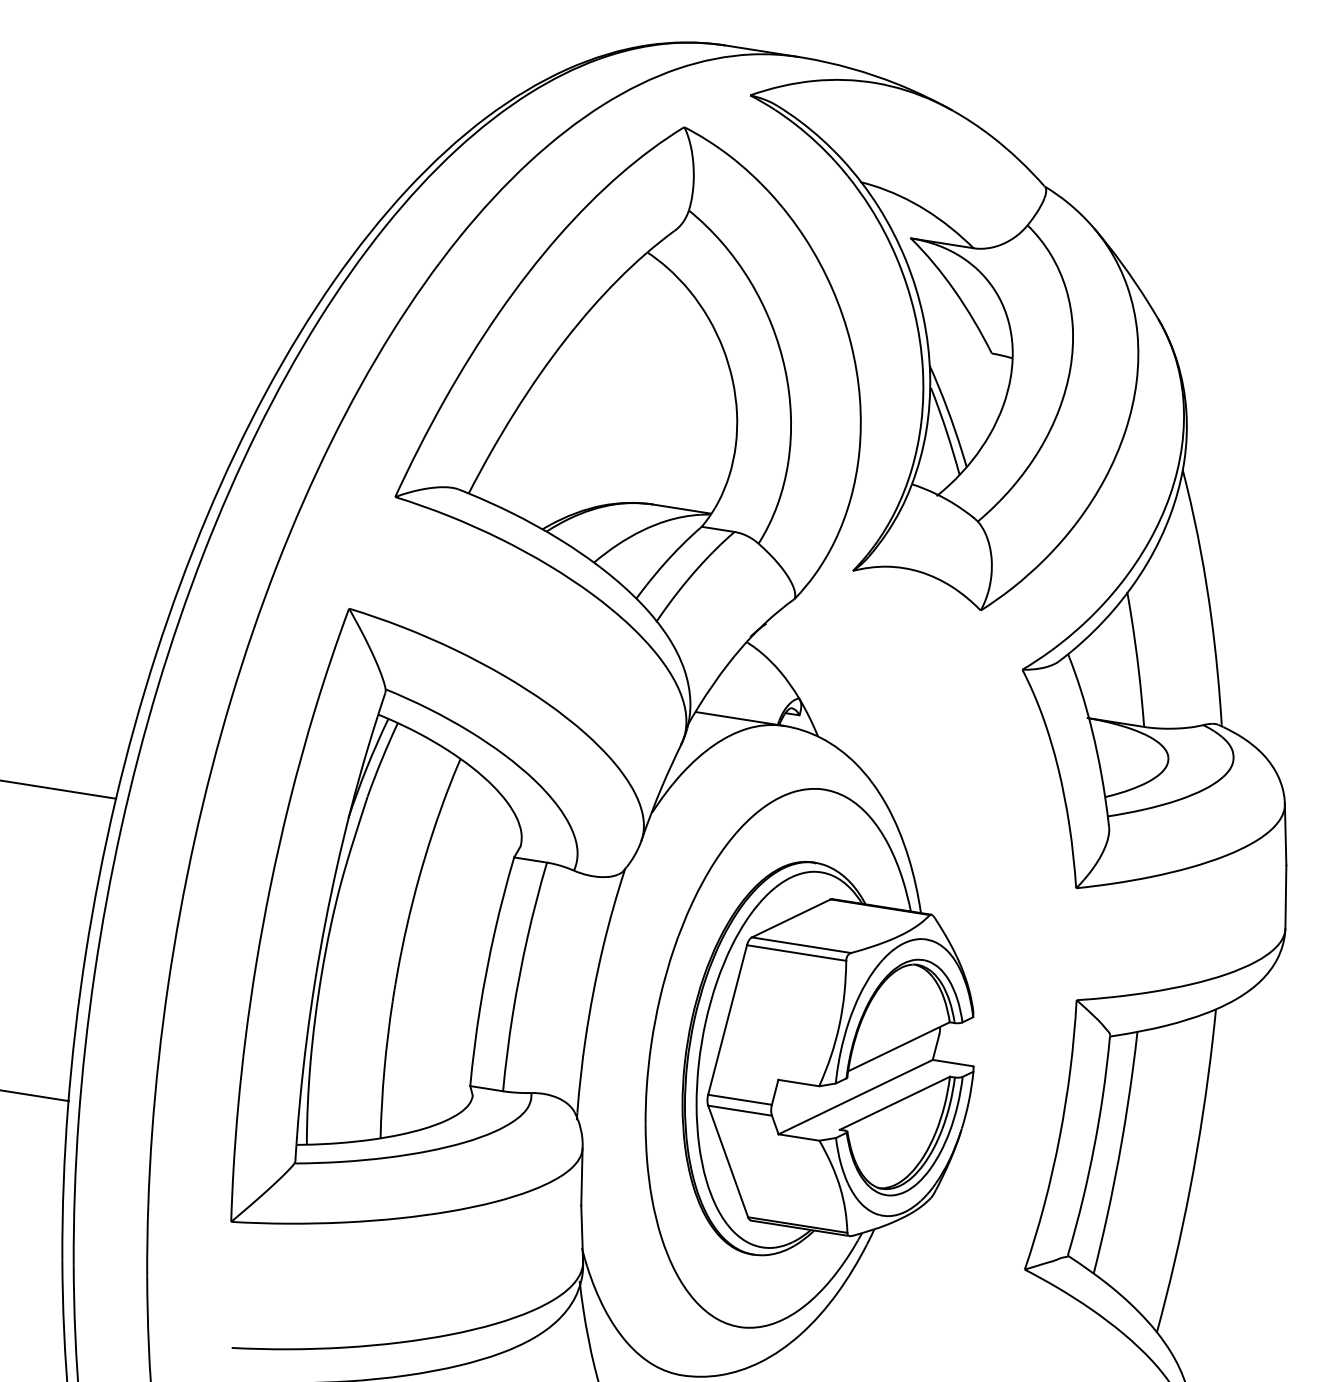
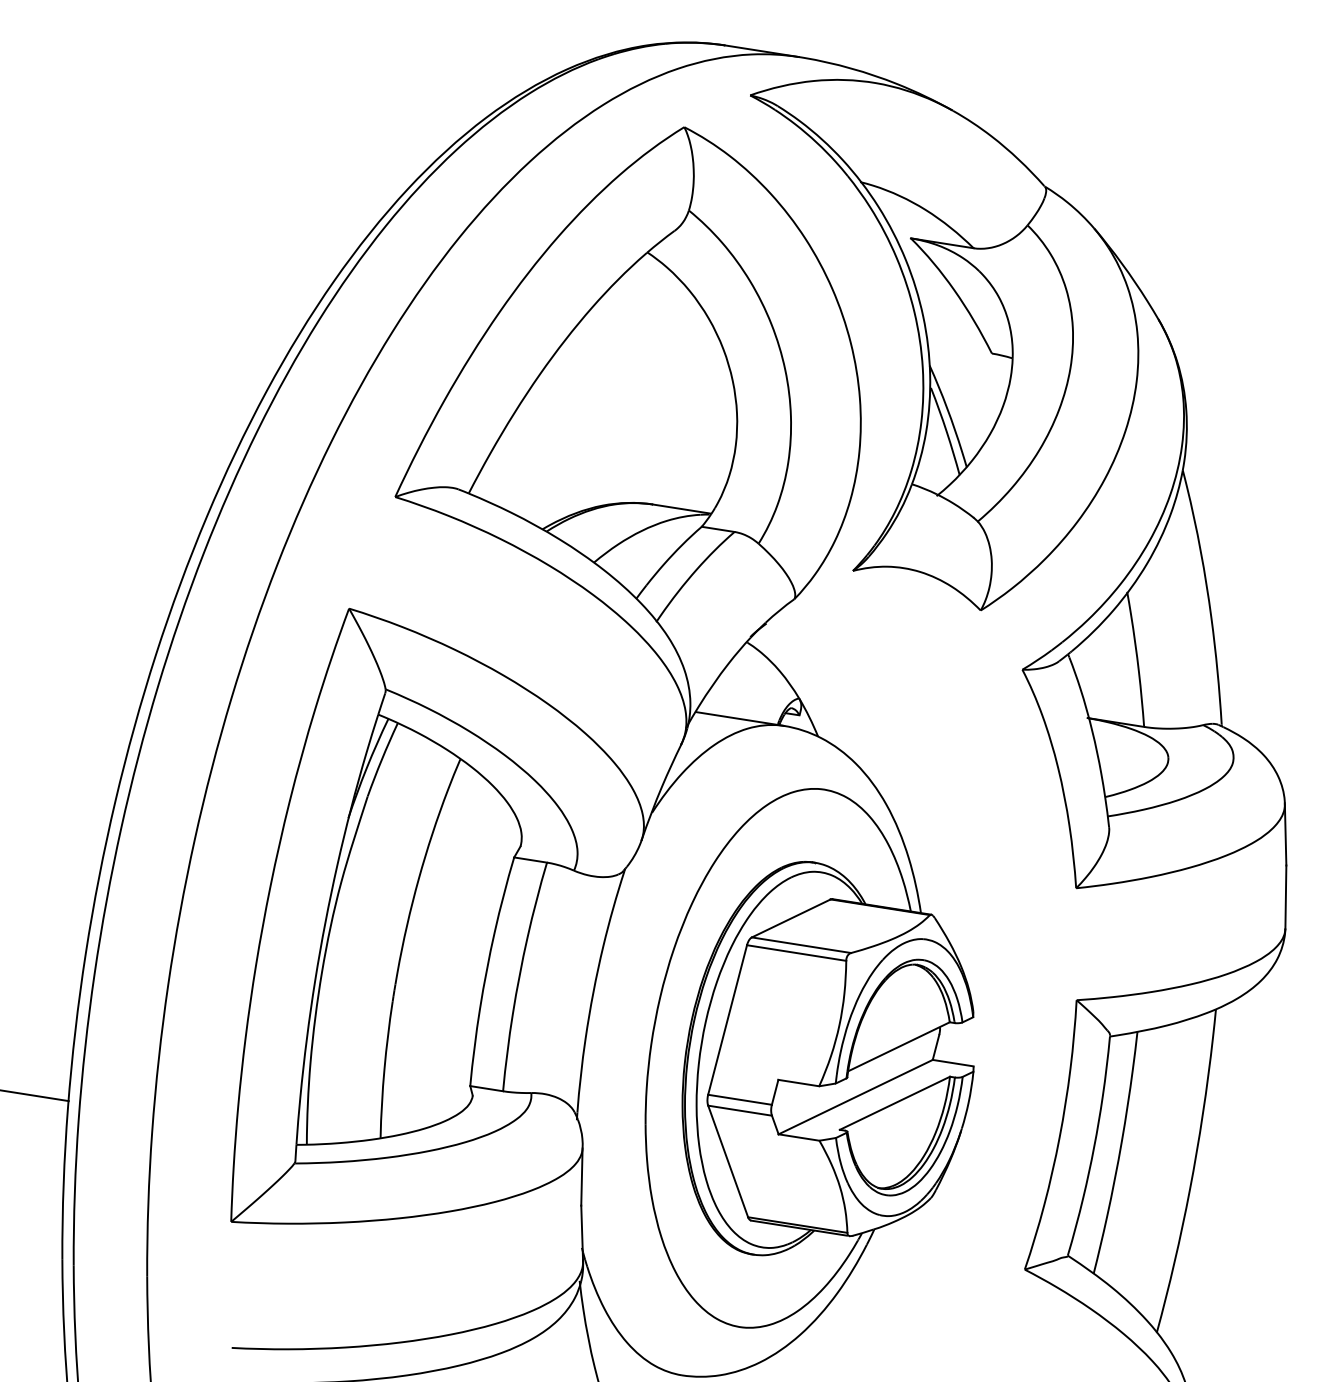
line: present -> none (59, 789)
